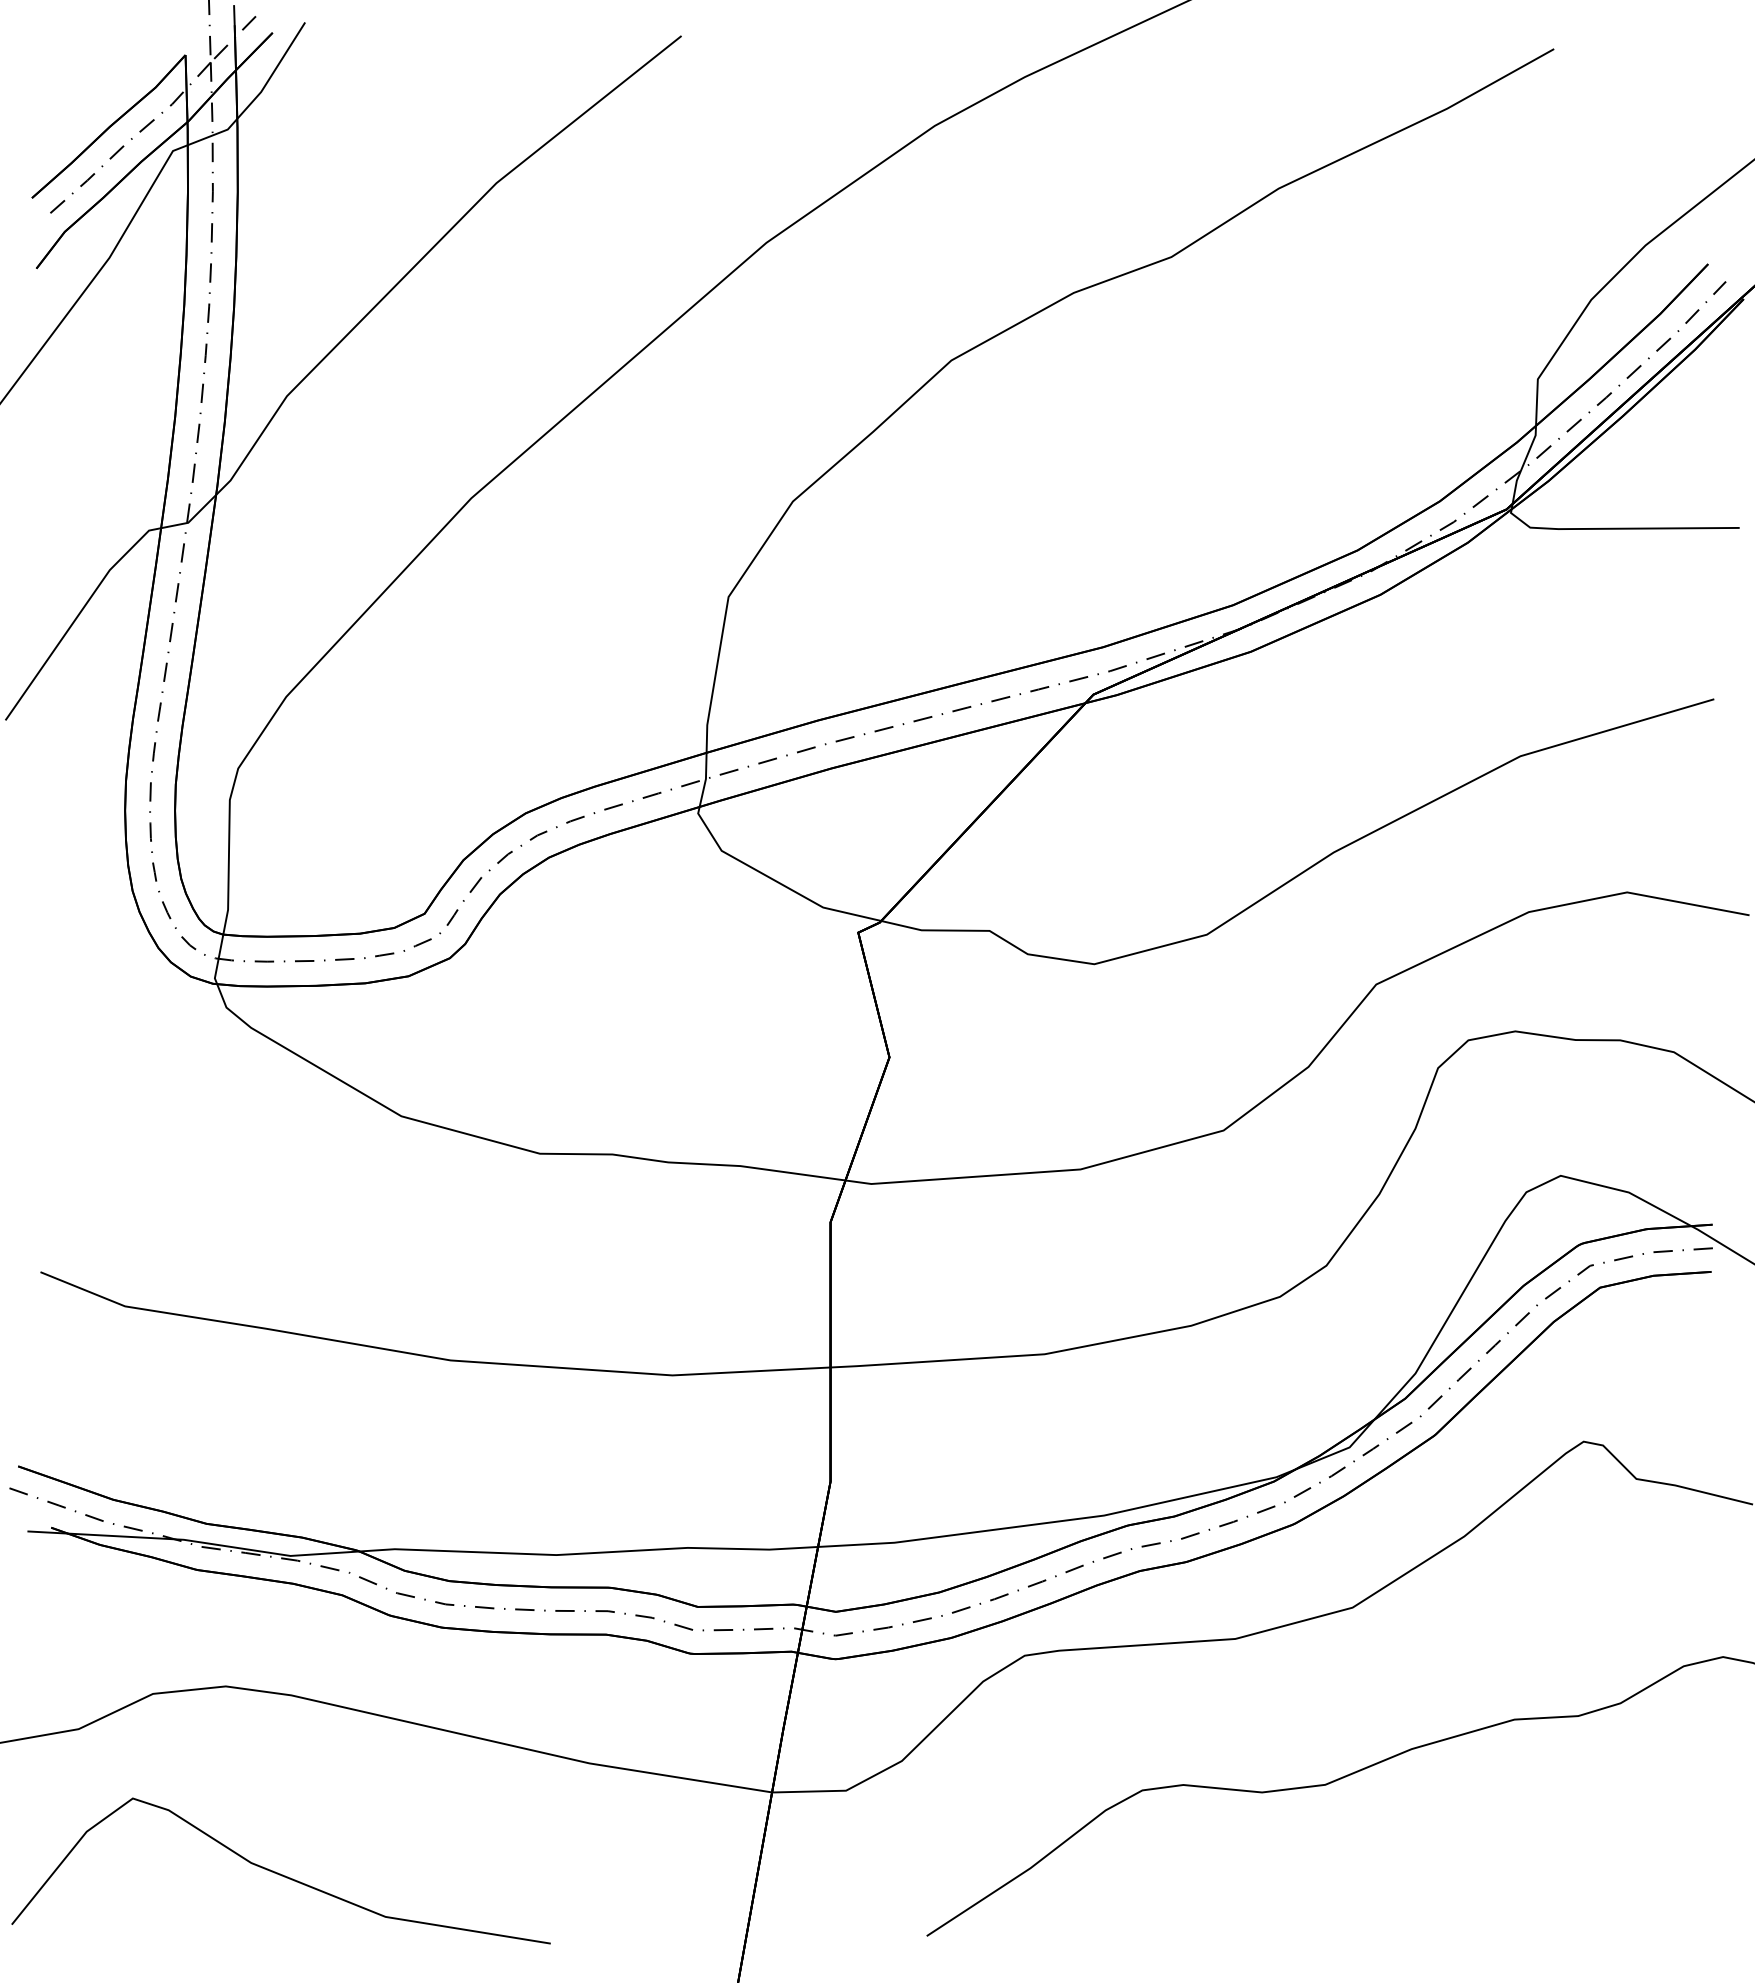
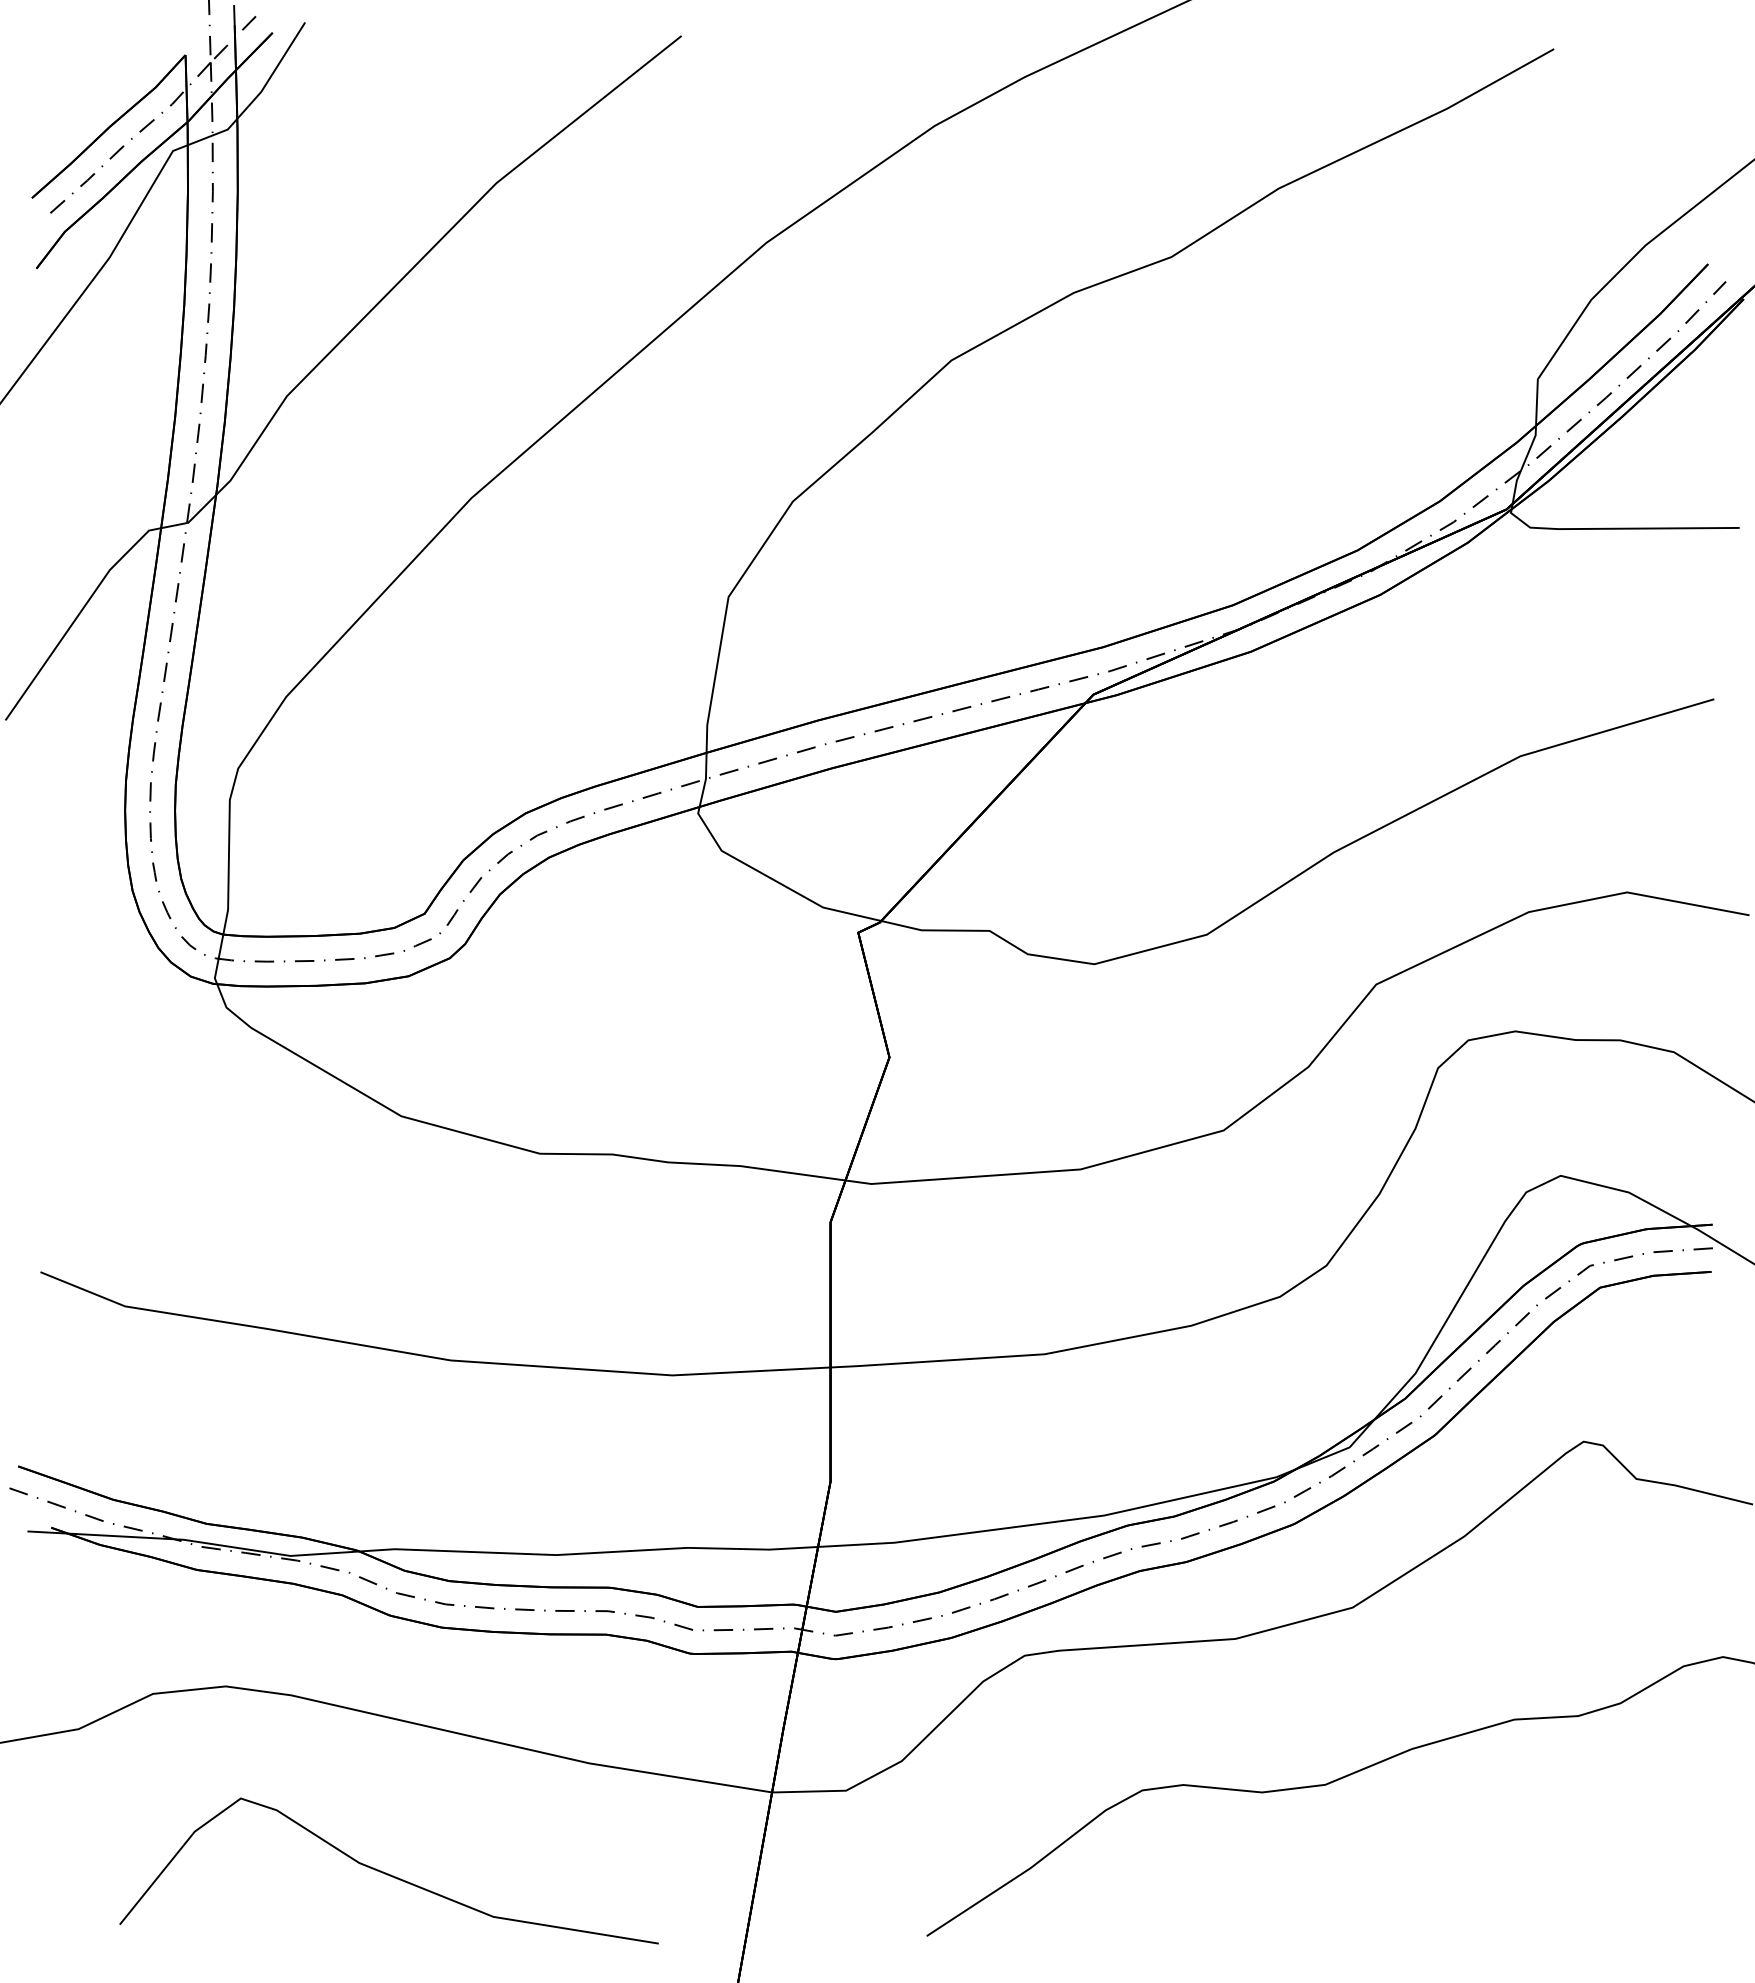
curve position: (278, 1872) -> (386, 1872) (386, 1872)
